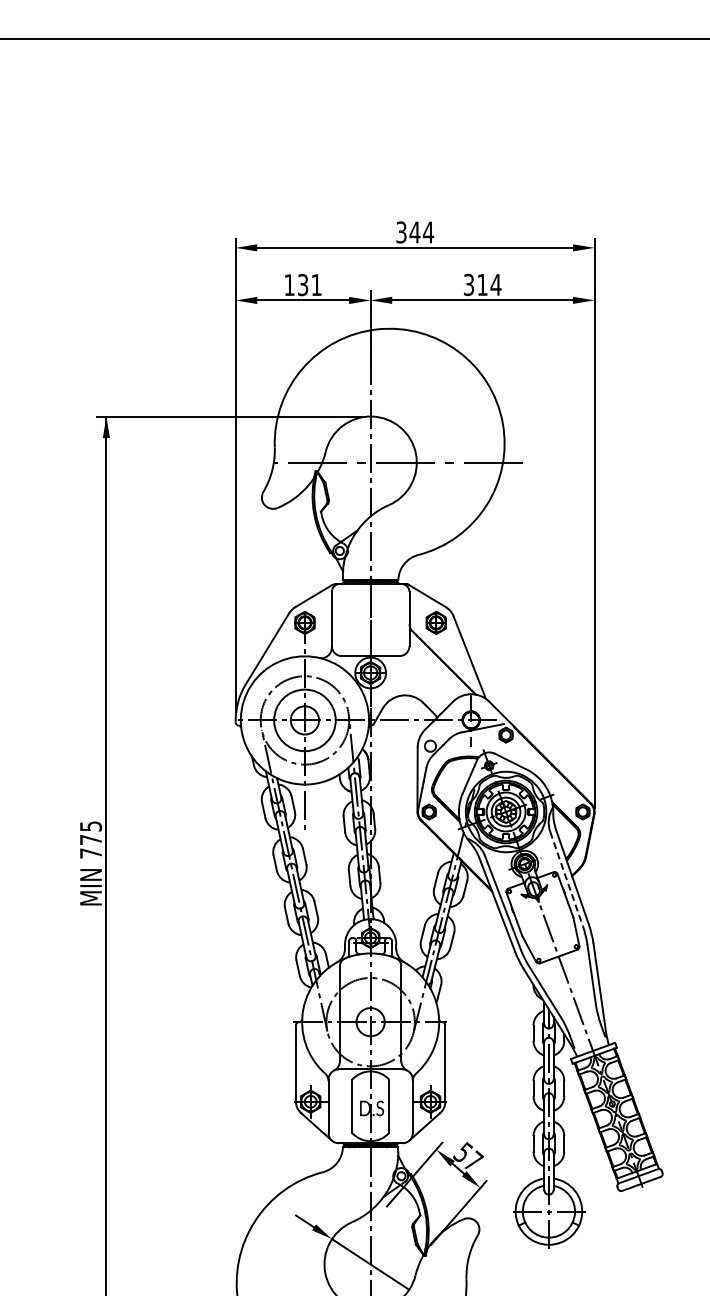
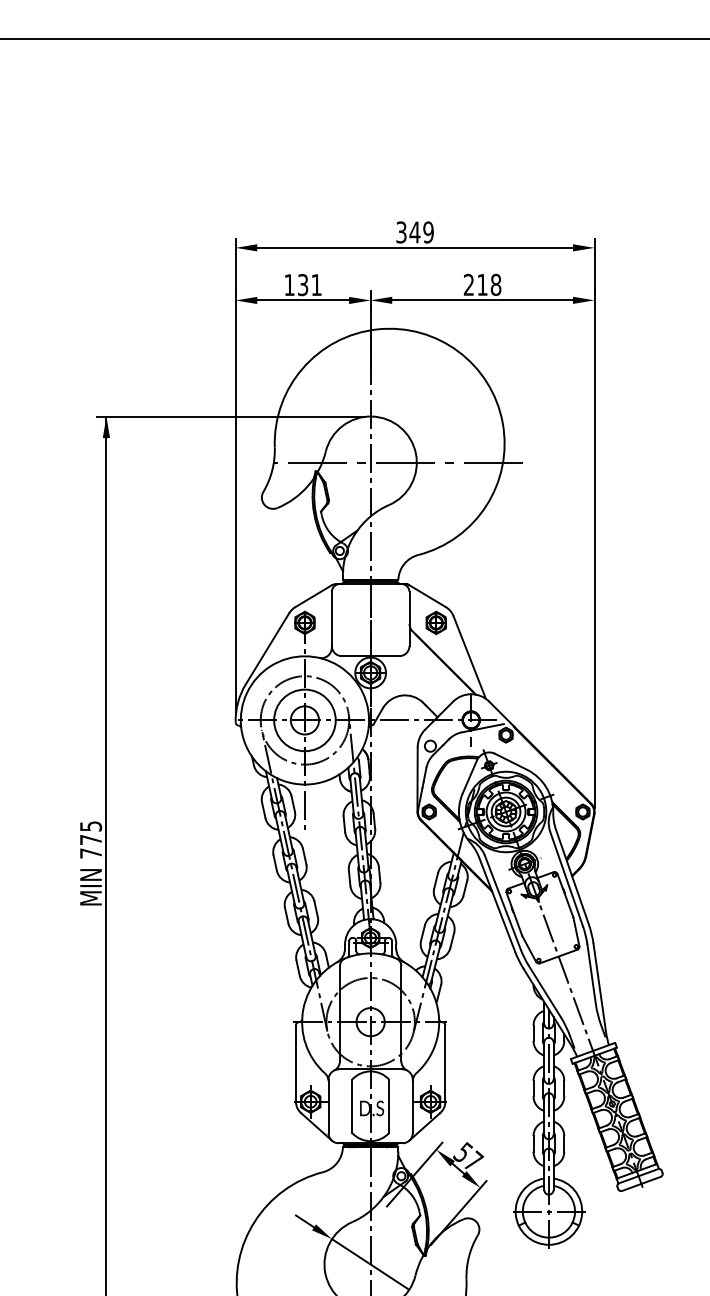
text: 344 -> 349 (428, 232)
text: 314 -> 218 (482, 284)
line: dashed -> solid (566, 879)
